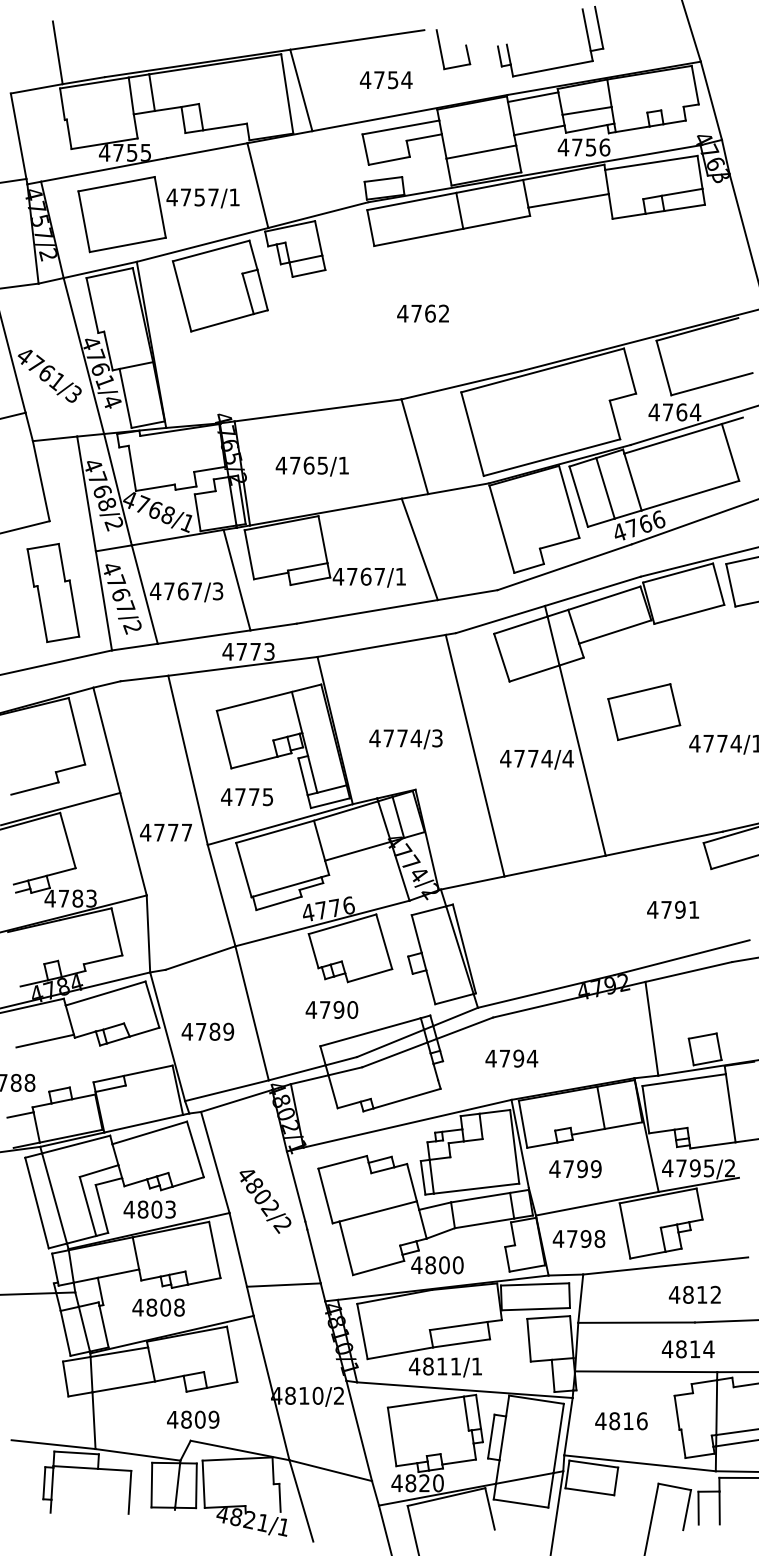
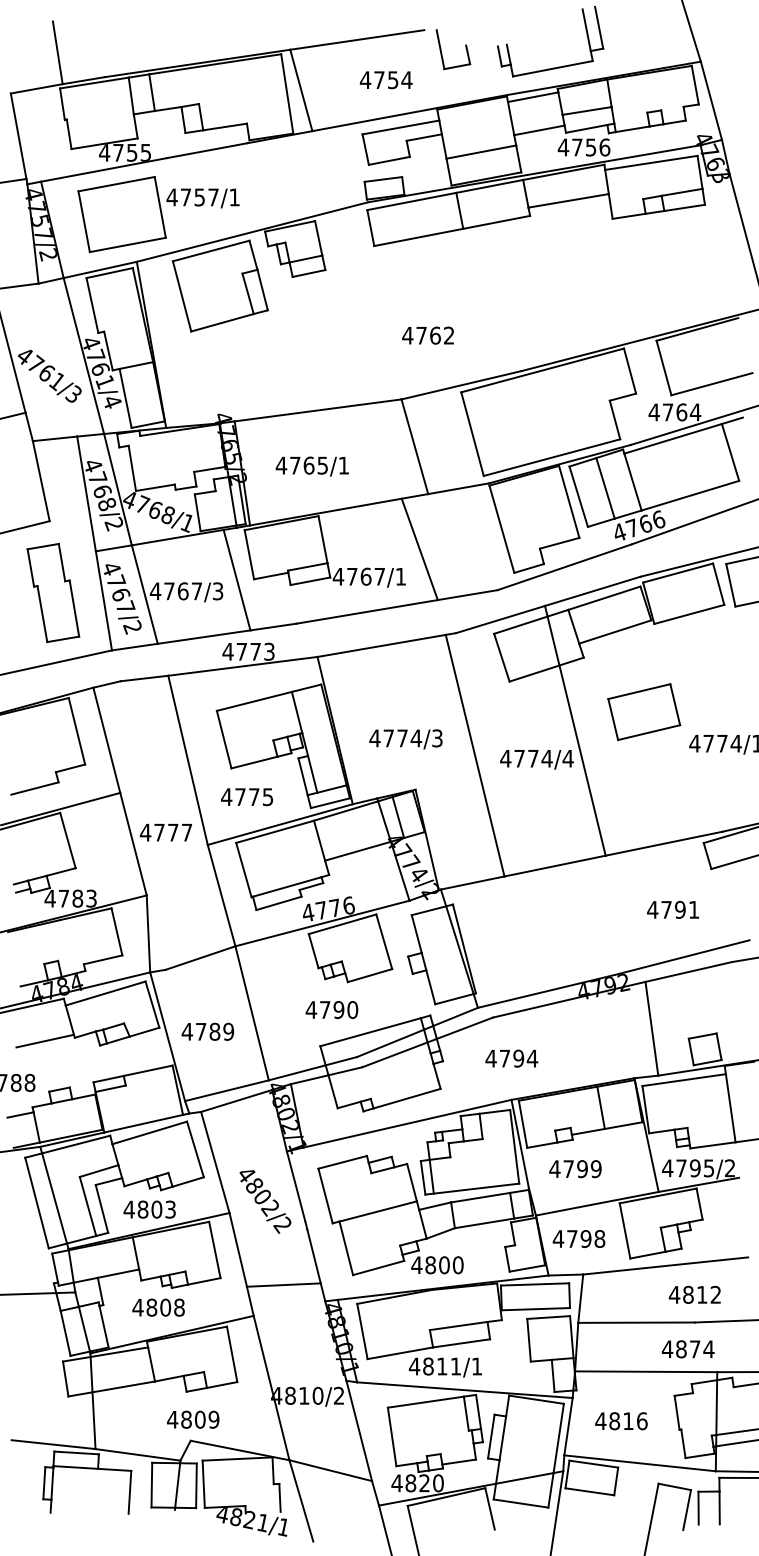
line: present -> none (257, 185)
text position: (422, 313) -> (427, 335) (427, 335)
text: 4814 -> 4874 (695, 1349)
